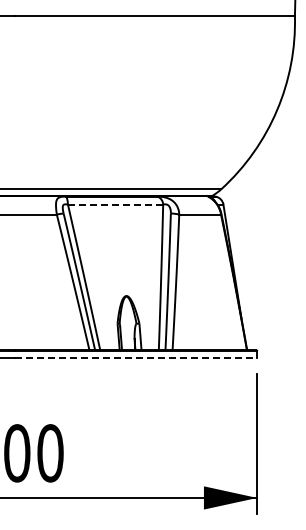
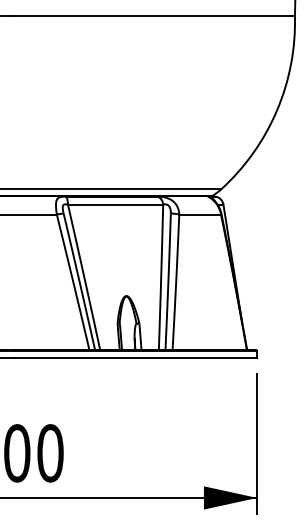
line: dashed -> solid (115, 204)
line: dashed -> solid (136, 357)
